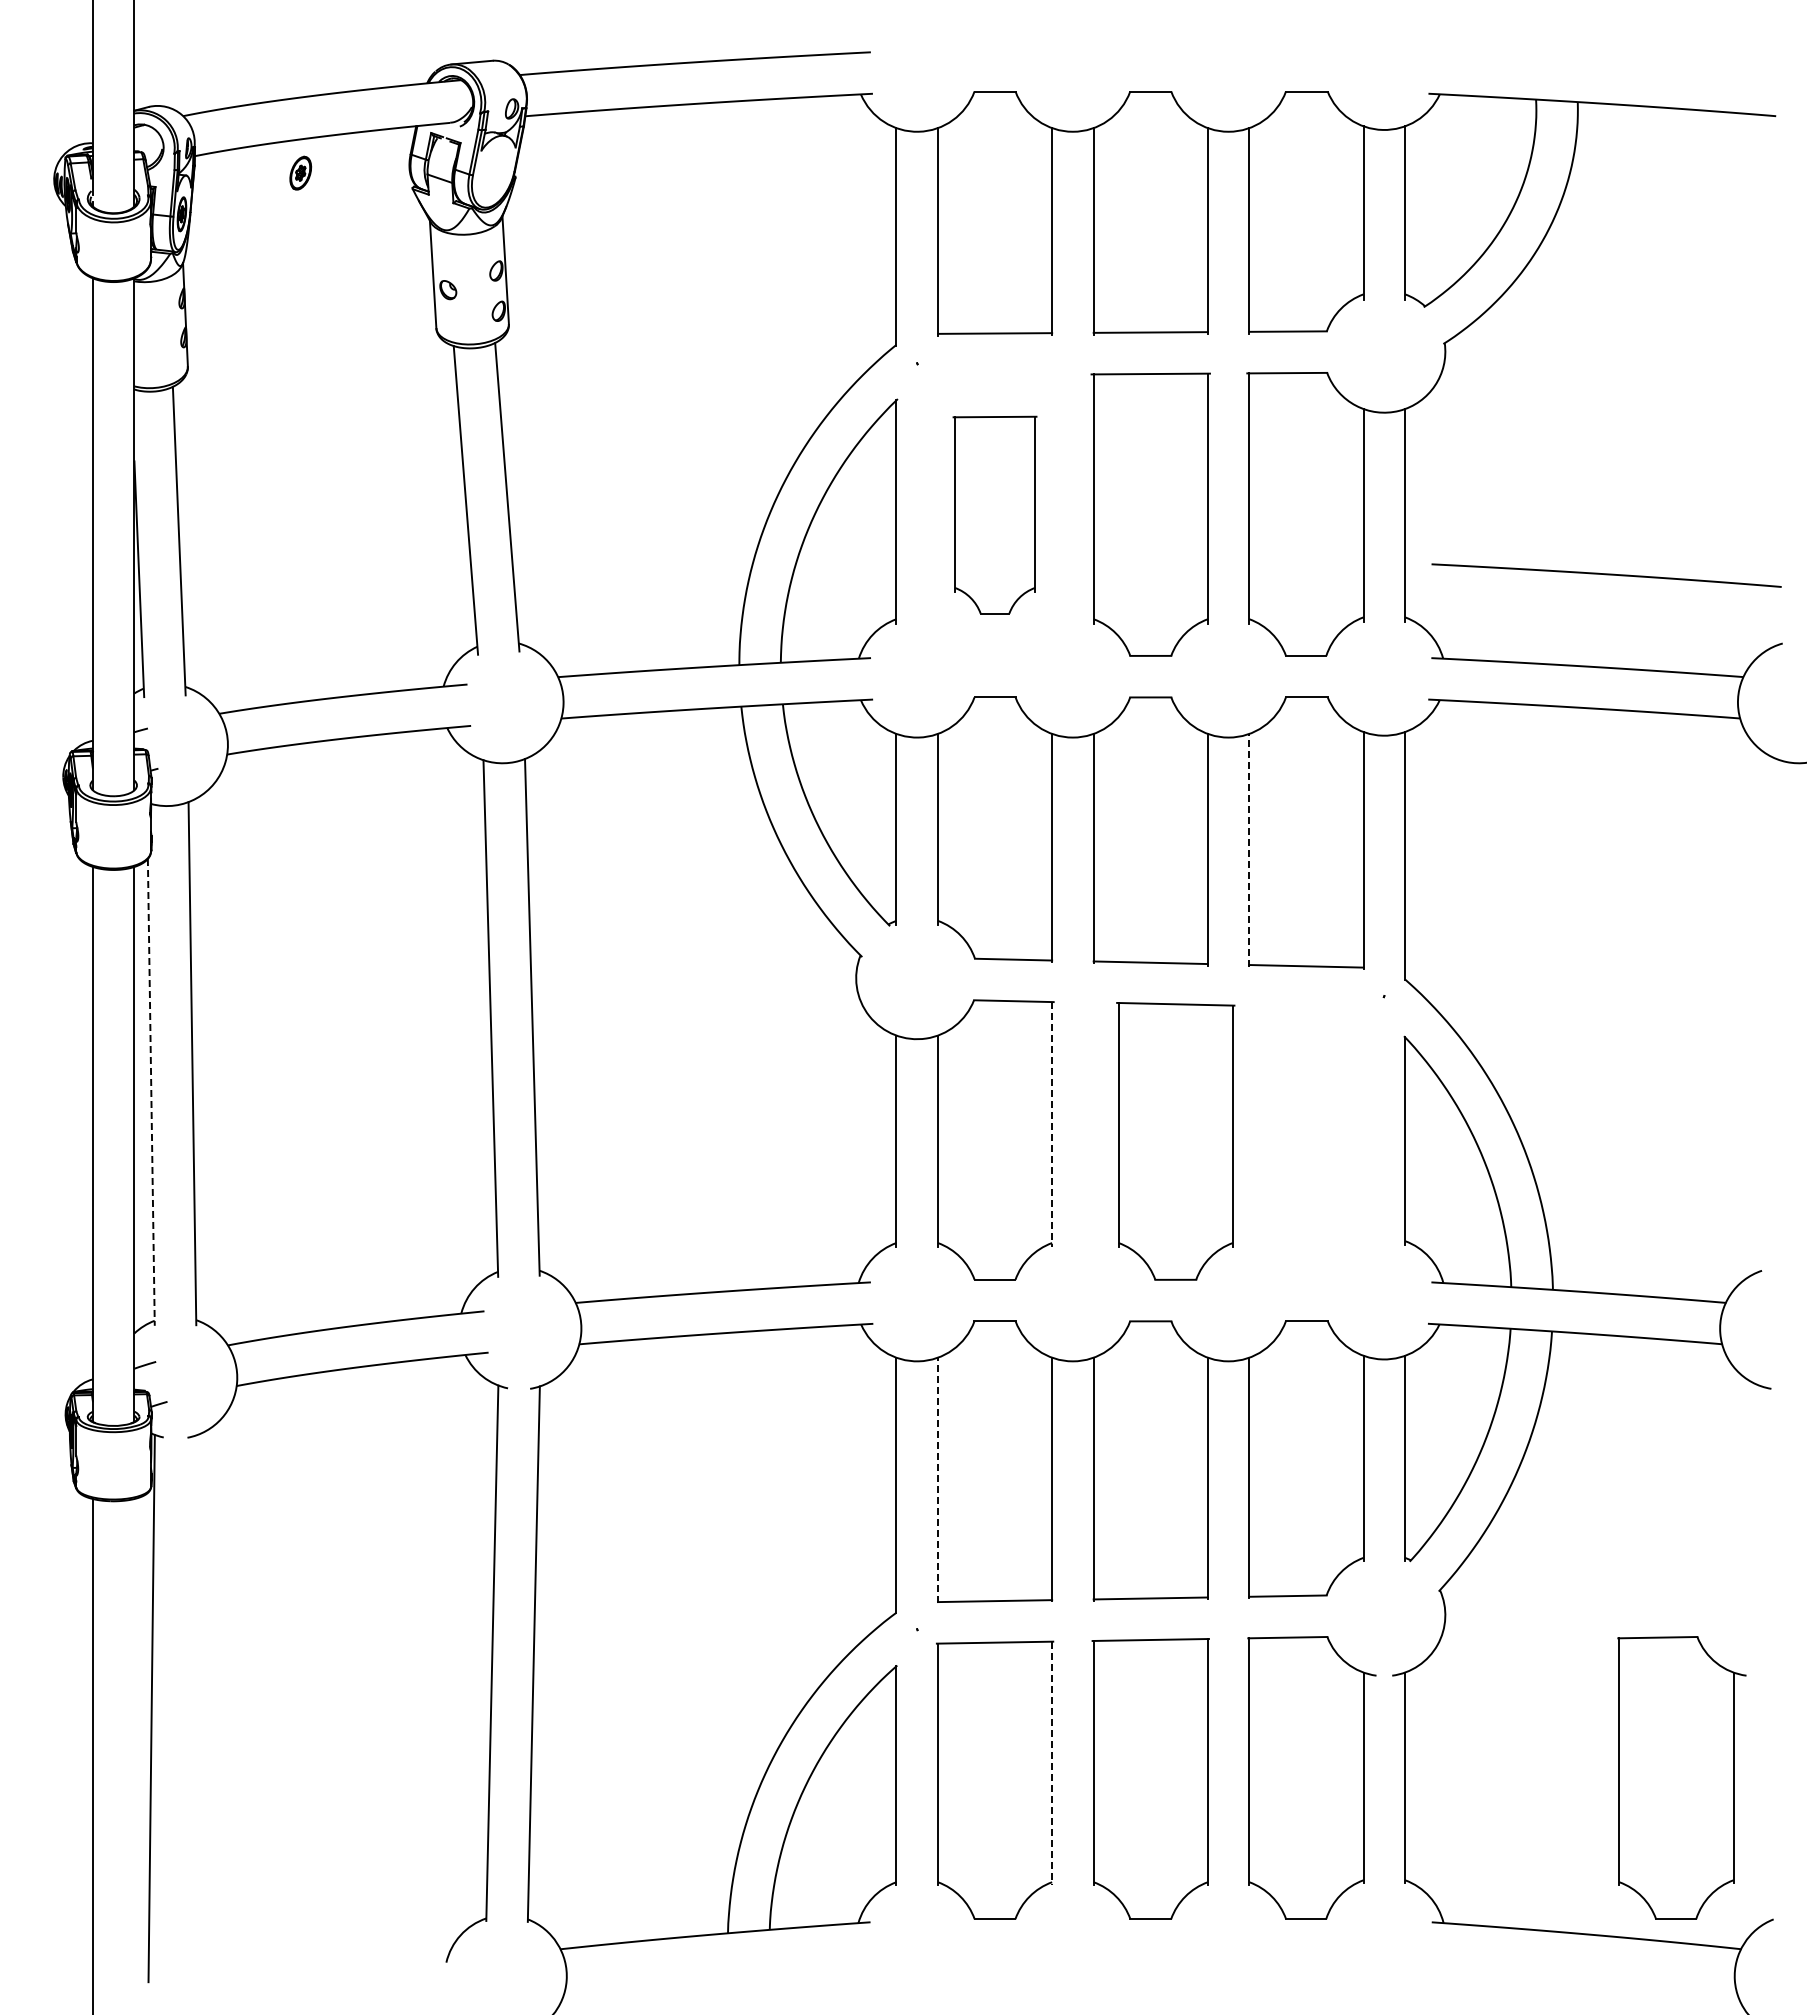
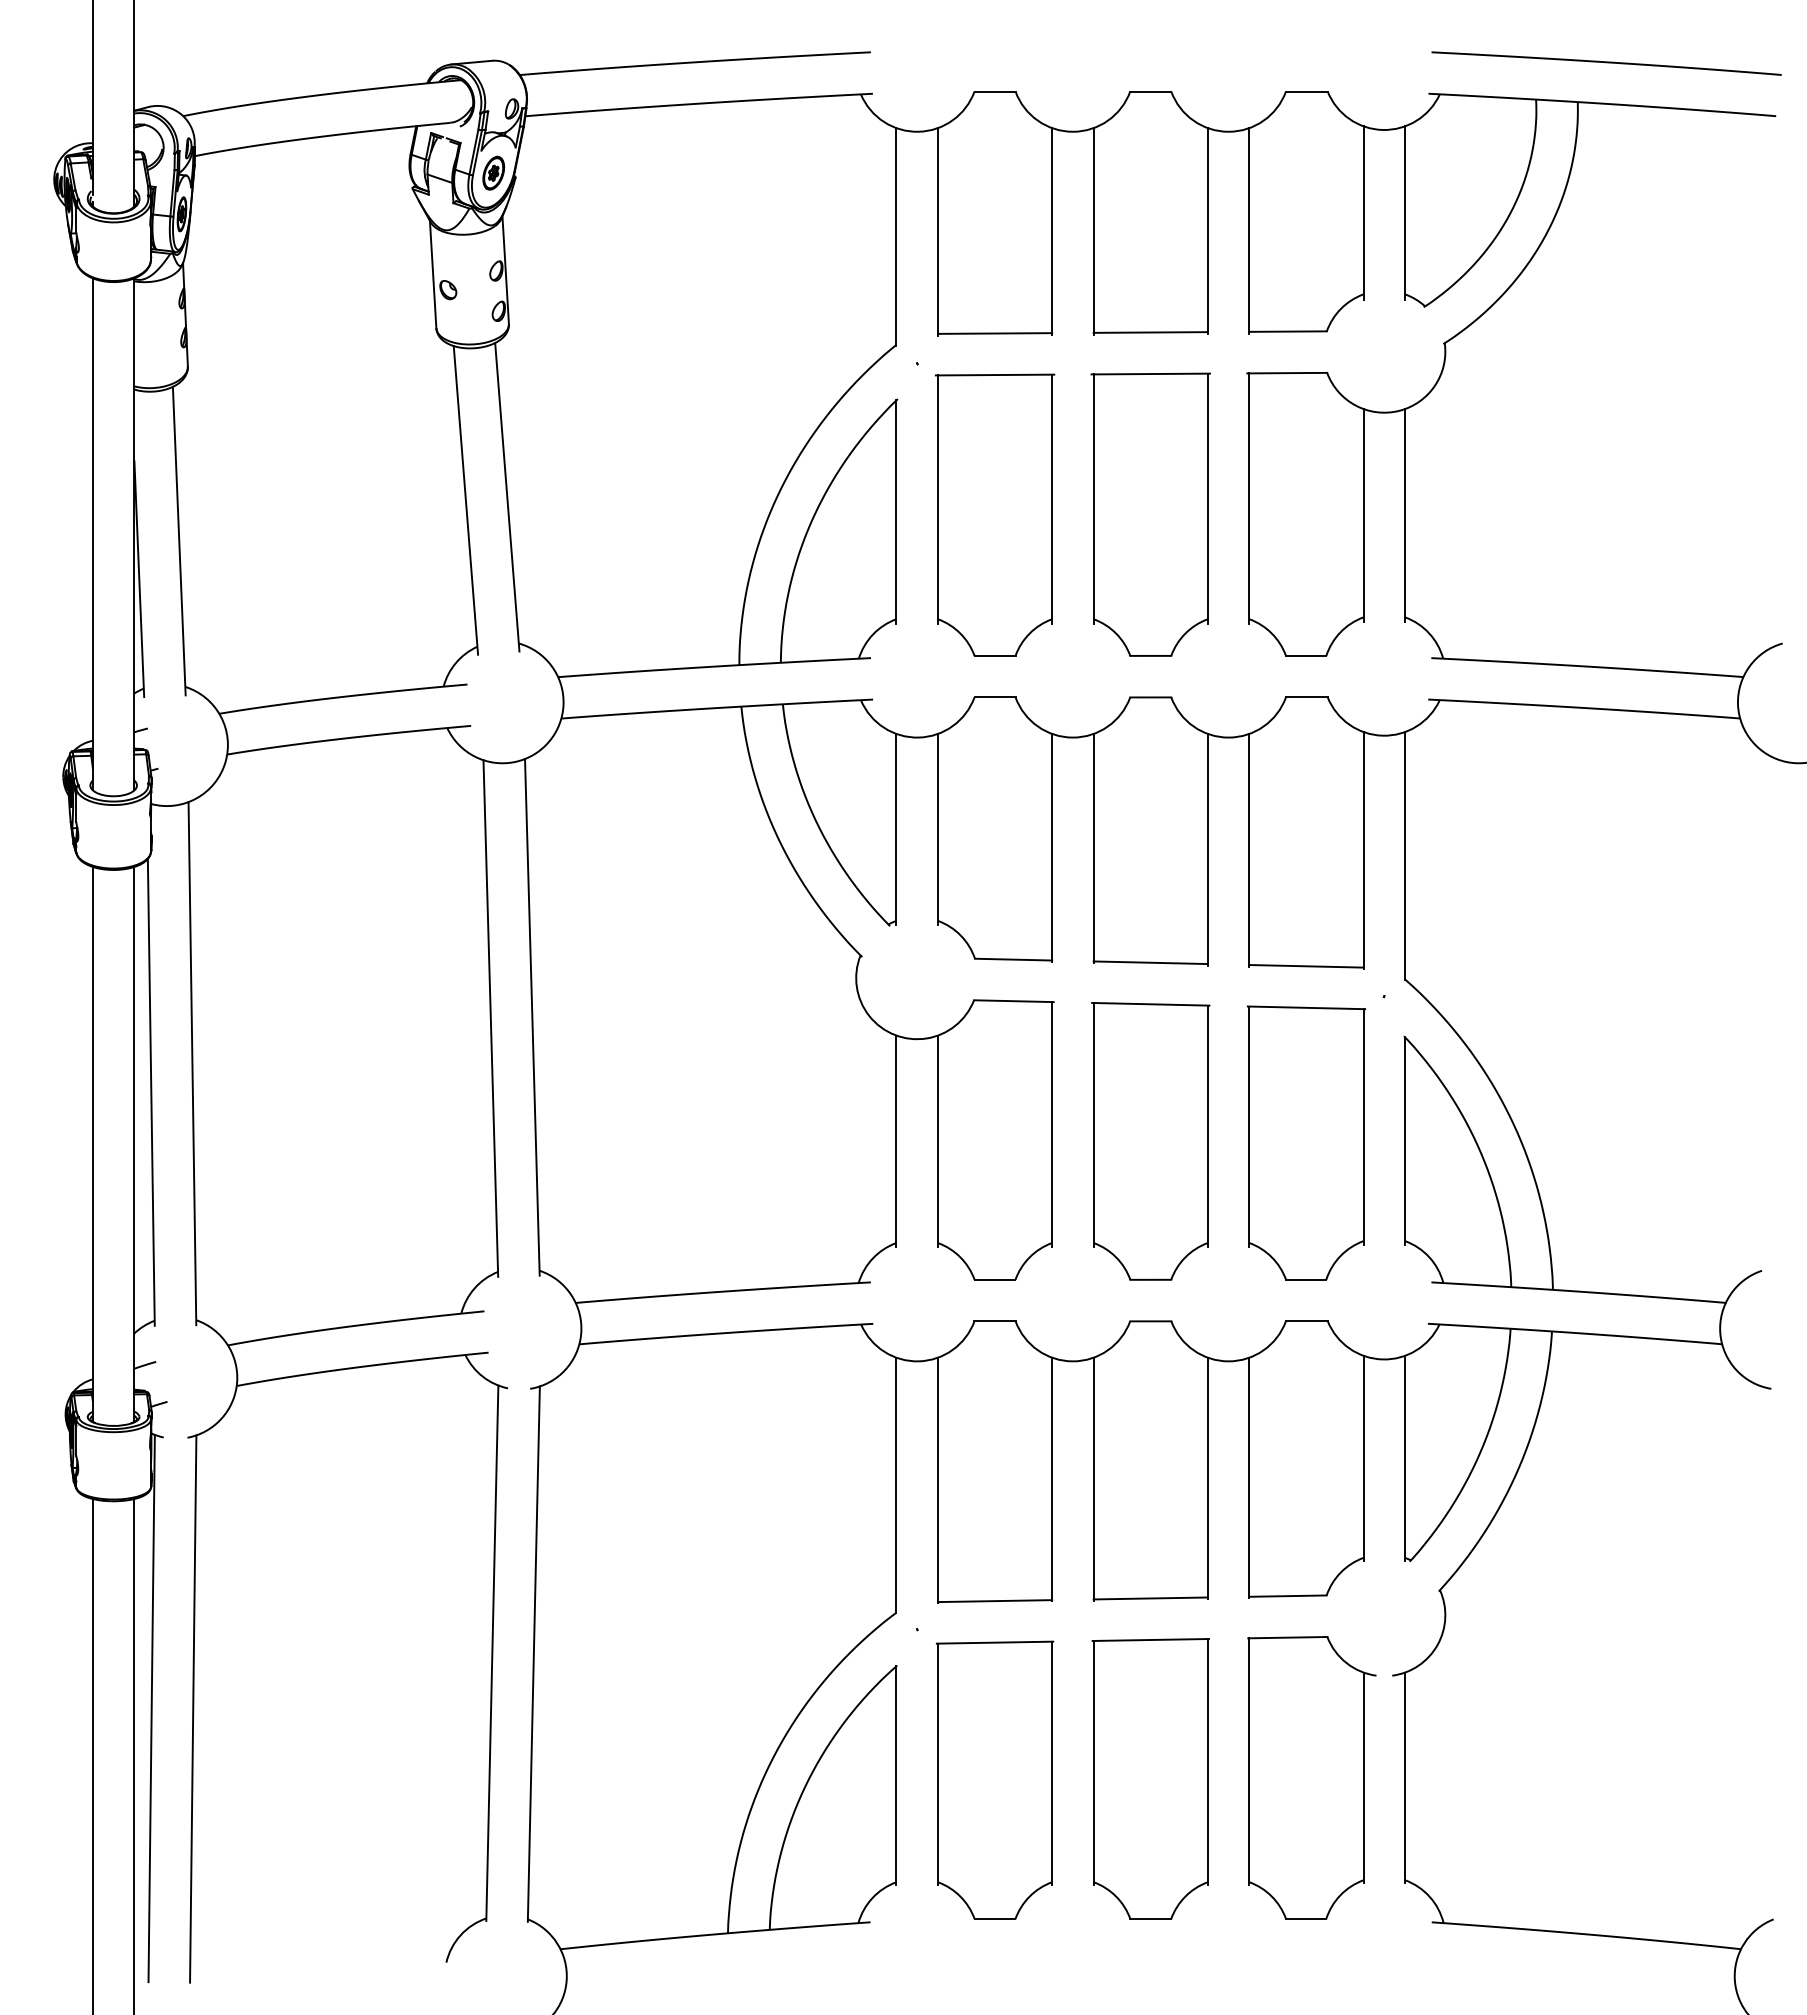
part position: (300, 172) -> (493, 172) (493, 172)
part size: 86x200 px -> 122x284 px (994, 514)
curve position: (1606, 575) -> (1606, 63) (1606, 63)
line: dashed -> solid (1249, 849)
line: dashed -> solid (151, 1092)
line: dashed -> solid (1052, 1124)
part position: (1175, 1141) -> (1150, 1141) (1150, 1141)
part: none -> present (1306, 1142)
line: dashed -> solid (937, 1480)
line: none -> present (193, 1708)
line: none -> present (134, 1754)
line: dashed -> solid (1052, 1763)
part: present -> none (1681, 1777)
